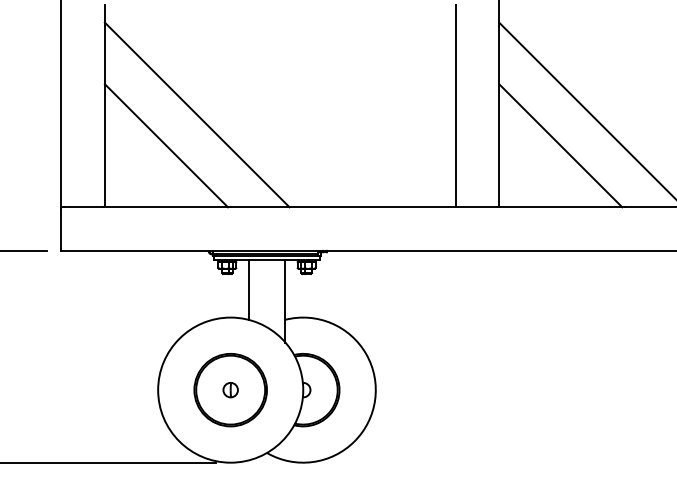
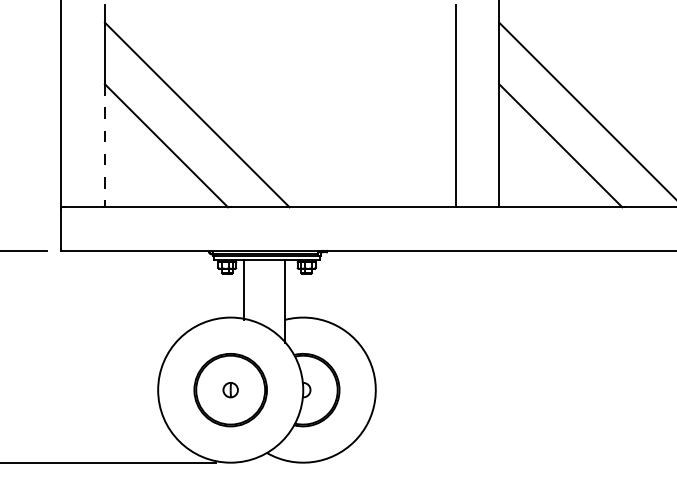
line: solid -> dashed (104, 145)
line position: (248, 289) -> (243, 289) (243, 289)
